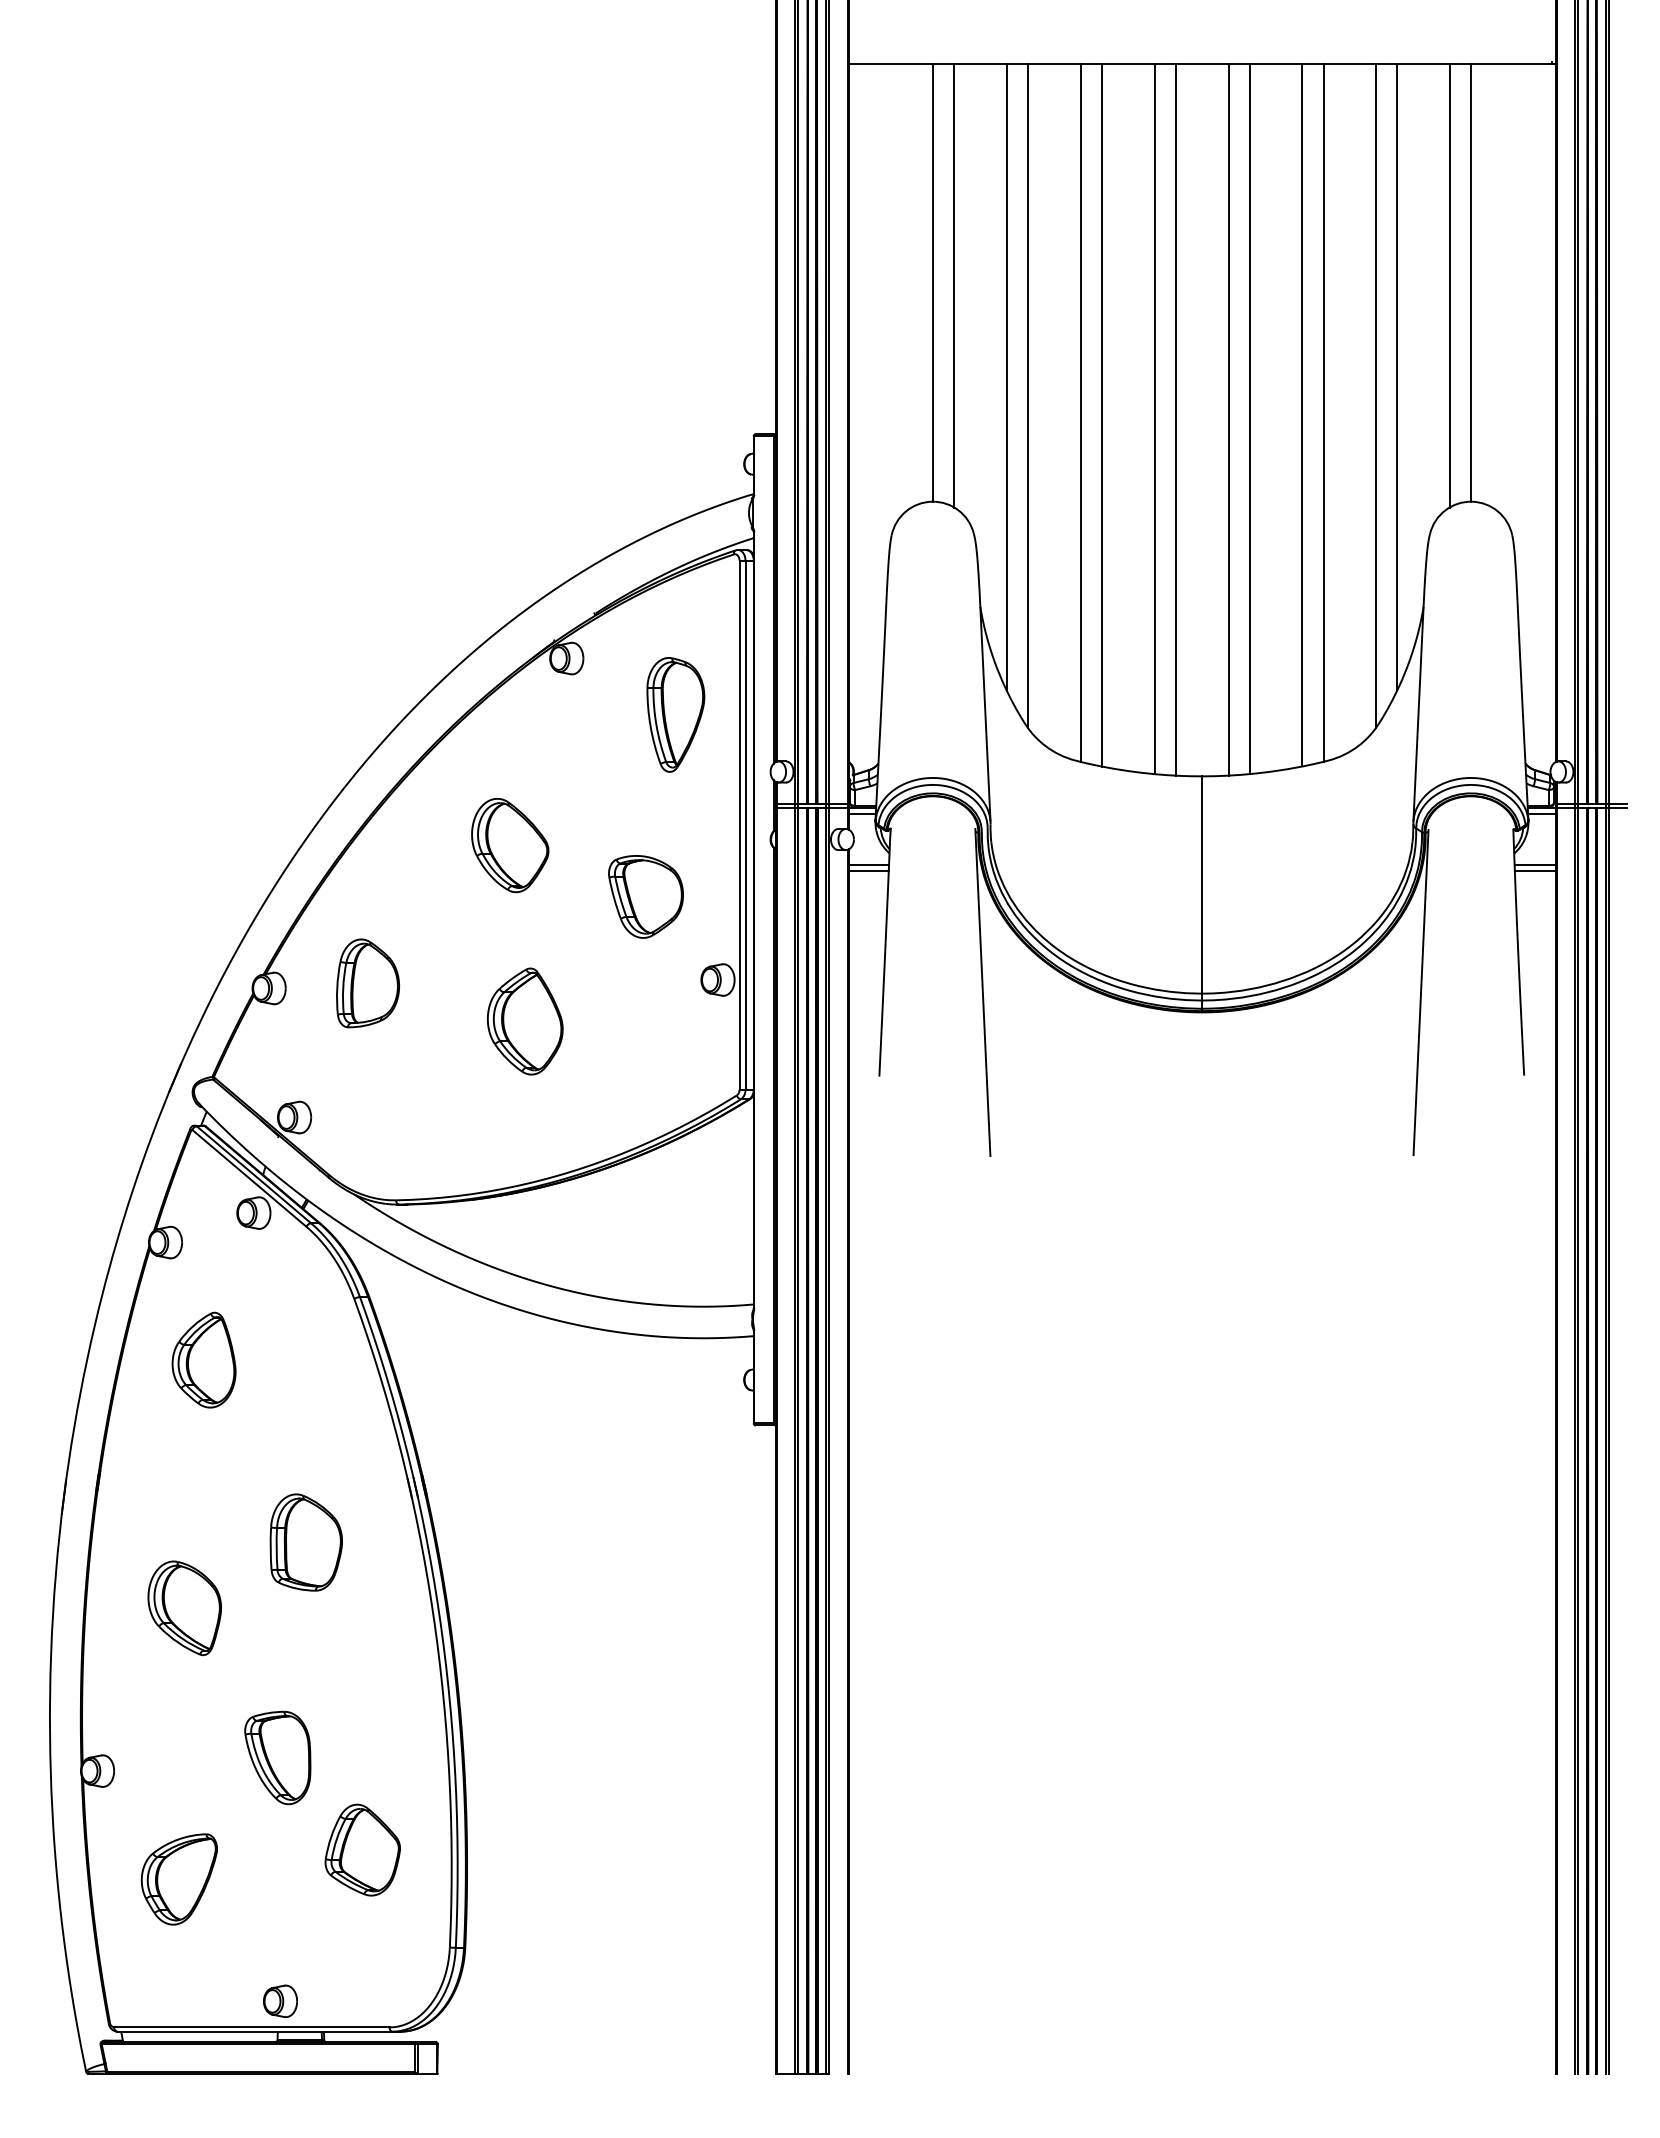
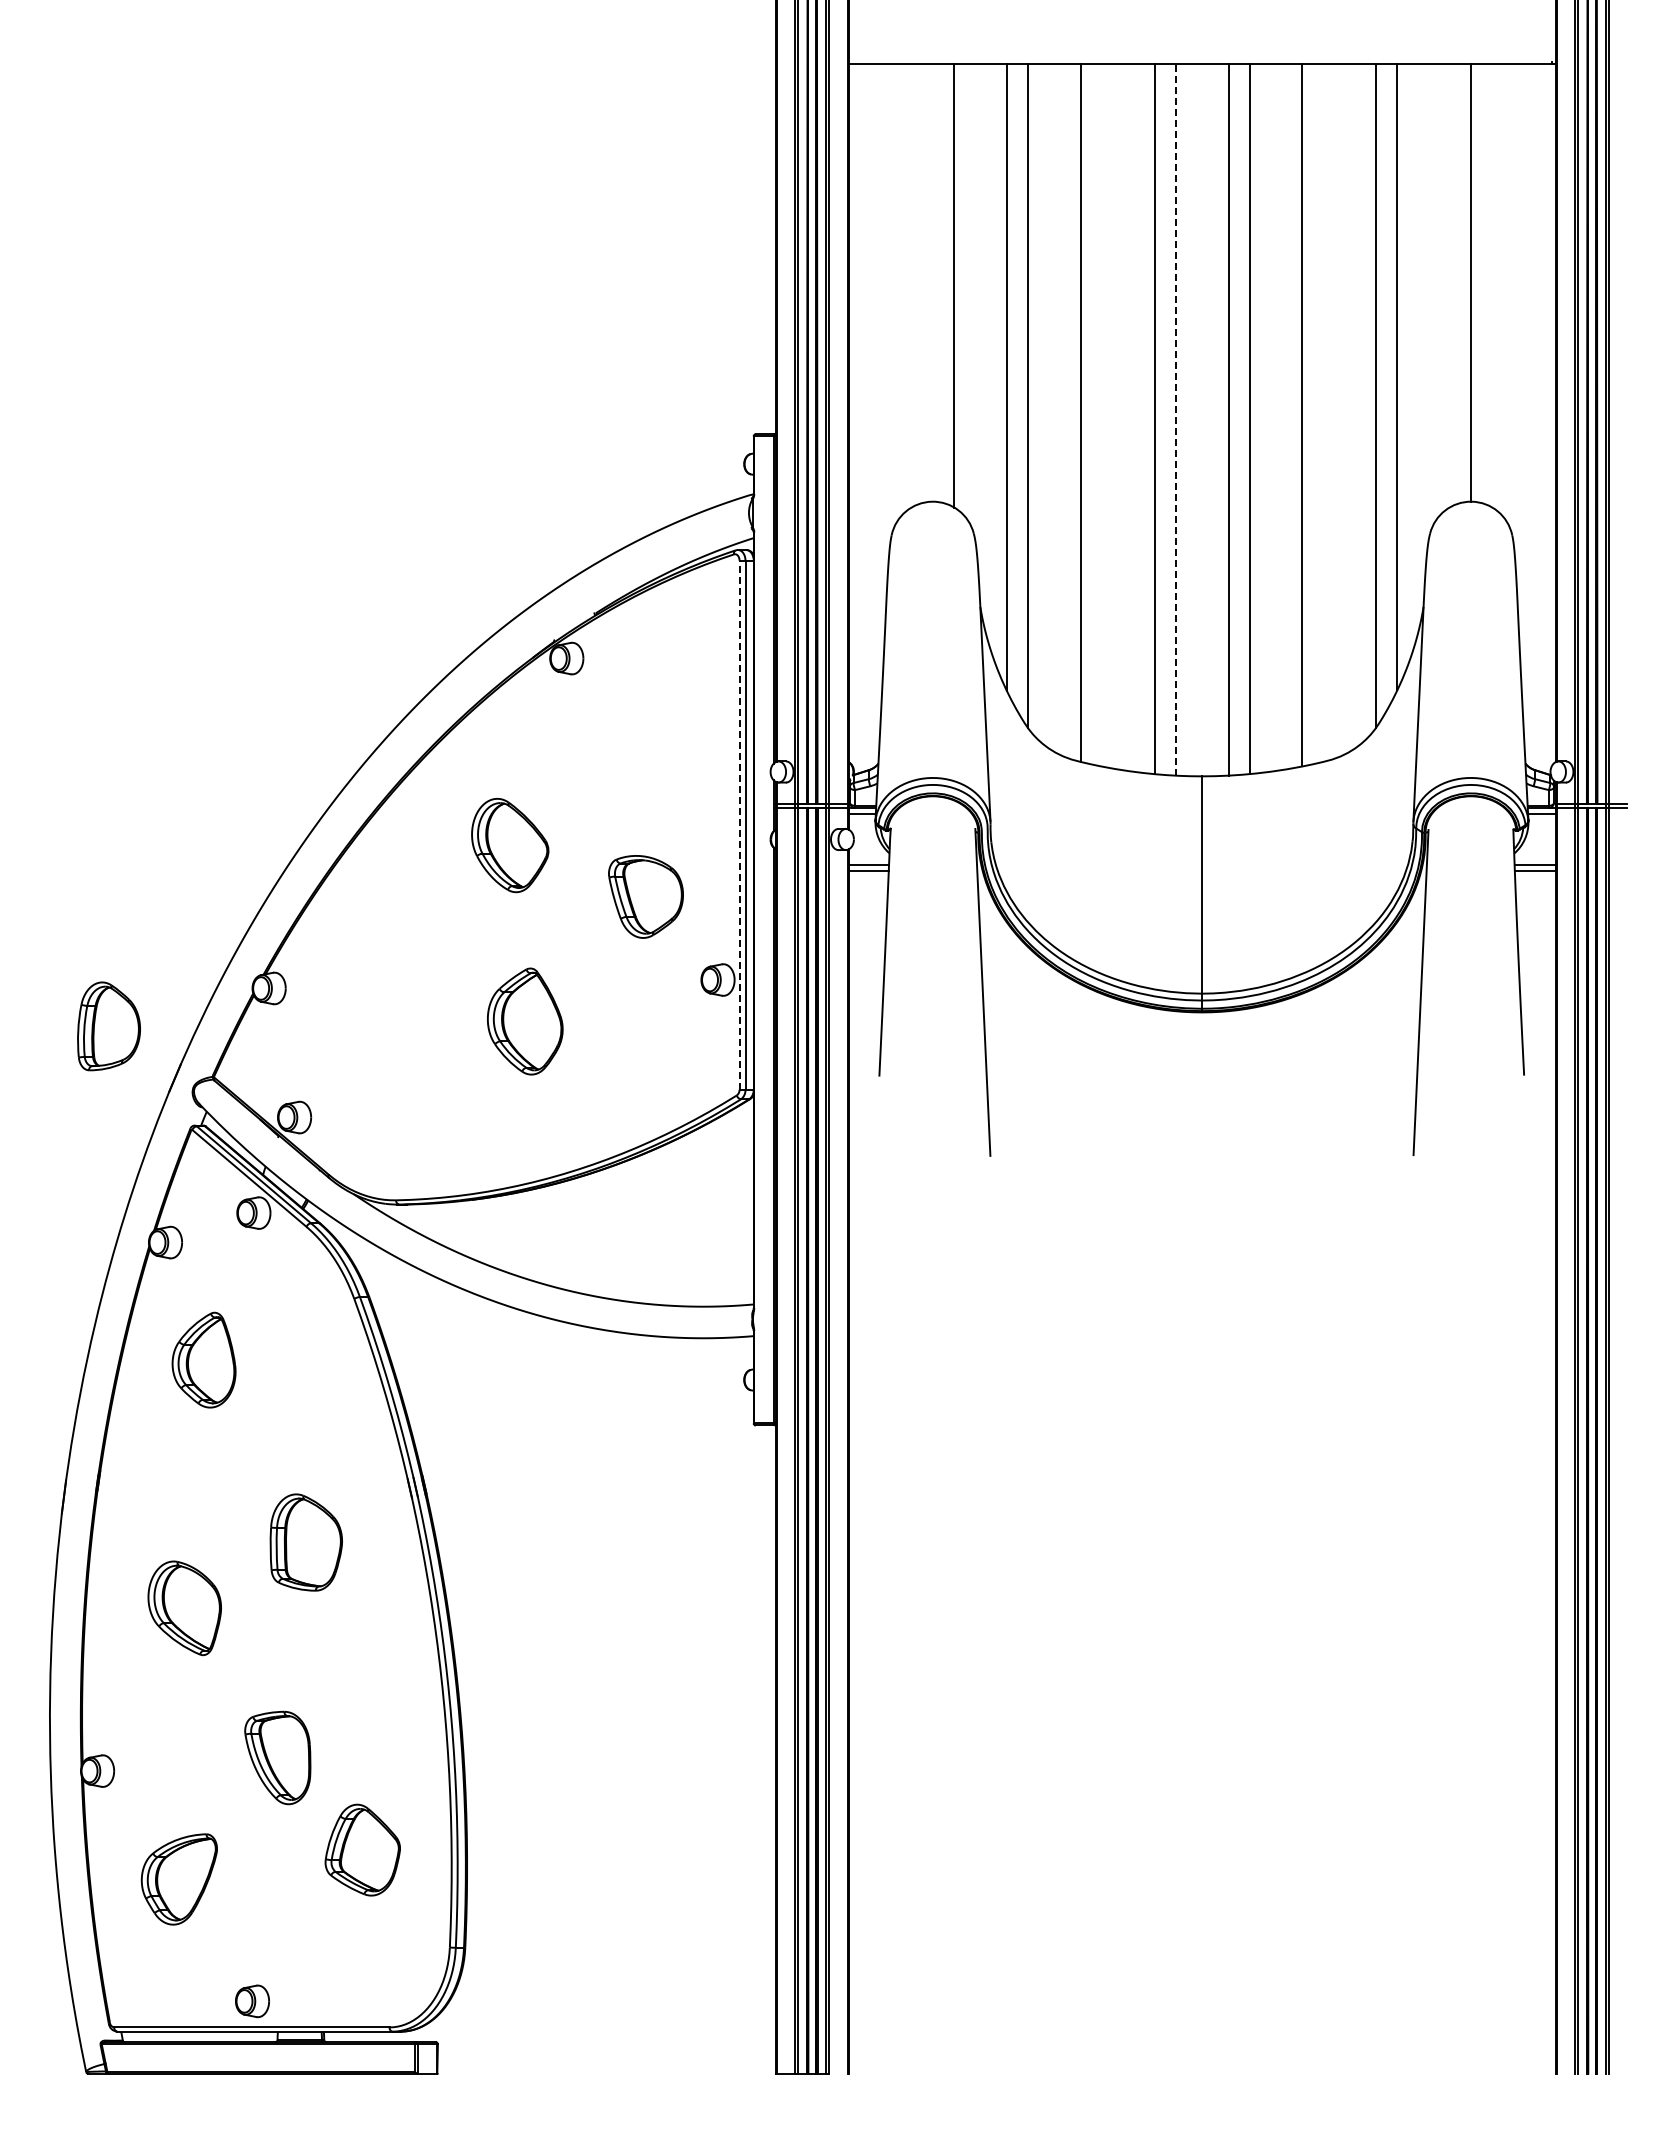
line: present -> none (933, 282)
line: present -> none (1450, 285)
line: present -> none (1323, 412)
line: present -> none (1101, 415)
line: solid -> dashed (1175, 419)
part: present -> none (675, 714)
line: solid -> dashed (739, 825)
part position: (367, 983) -> (108, 1026) (108, 1026)
part position: (280, 2001) -> (252, 2001) (252, 2001)
